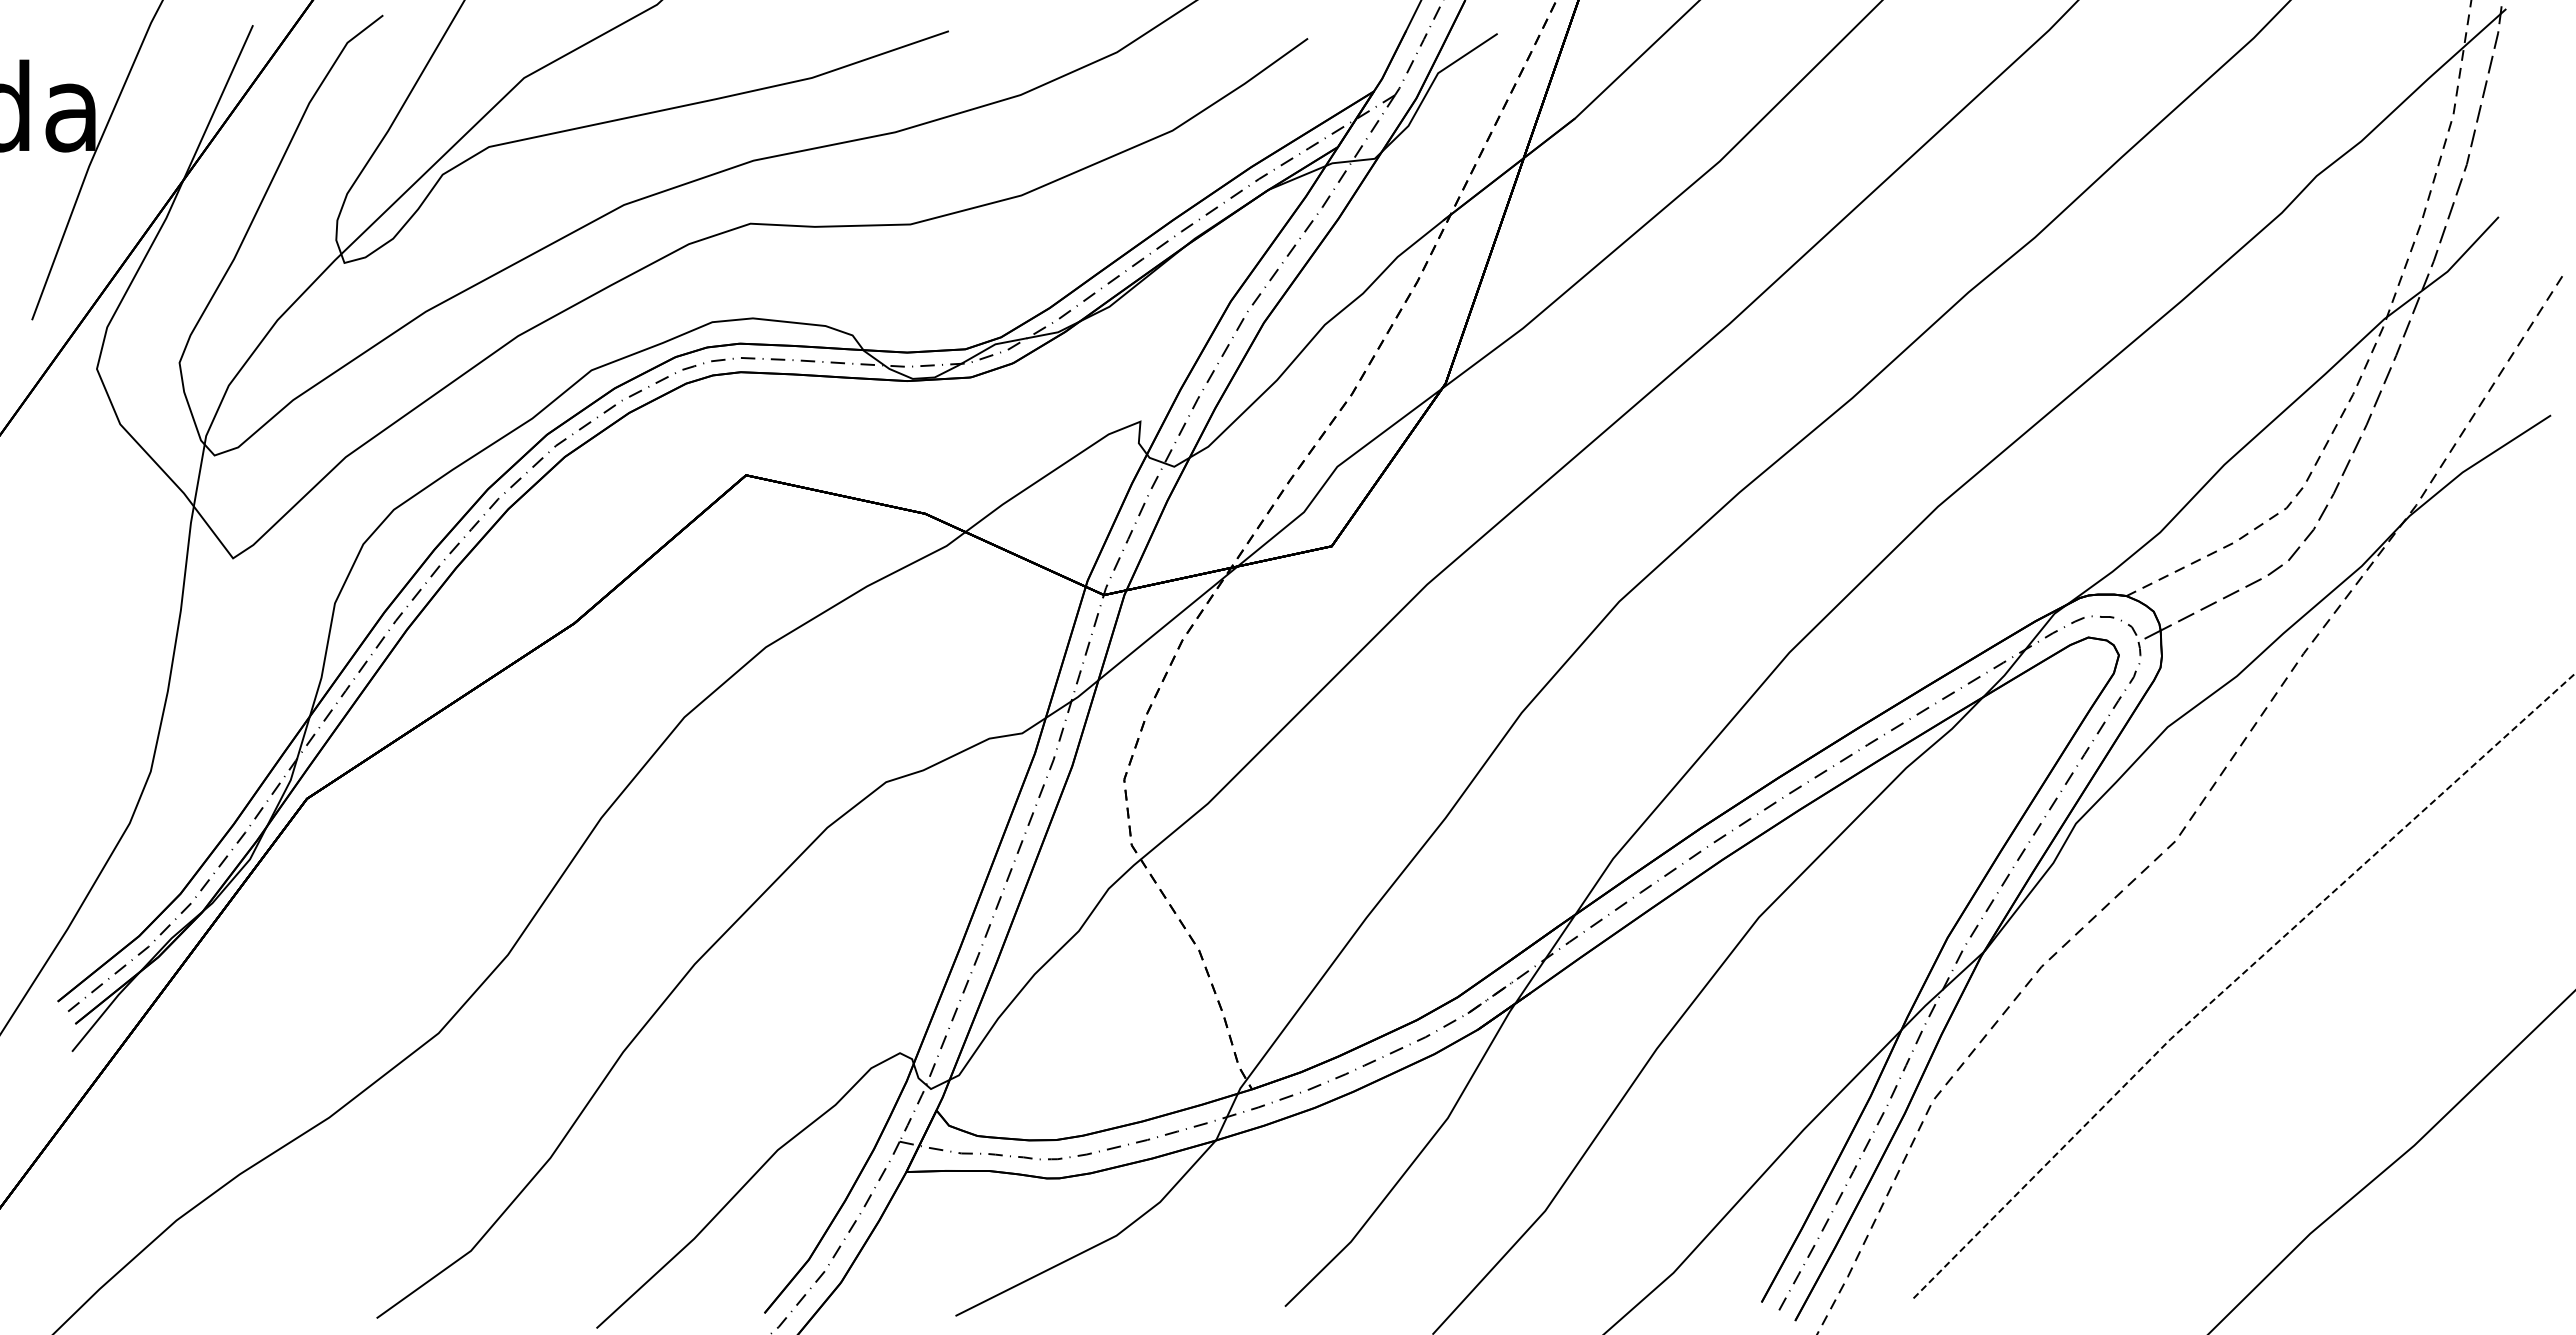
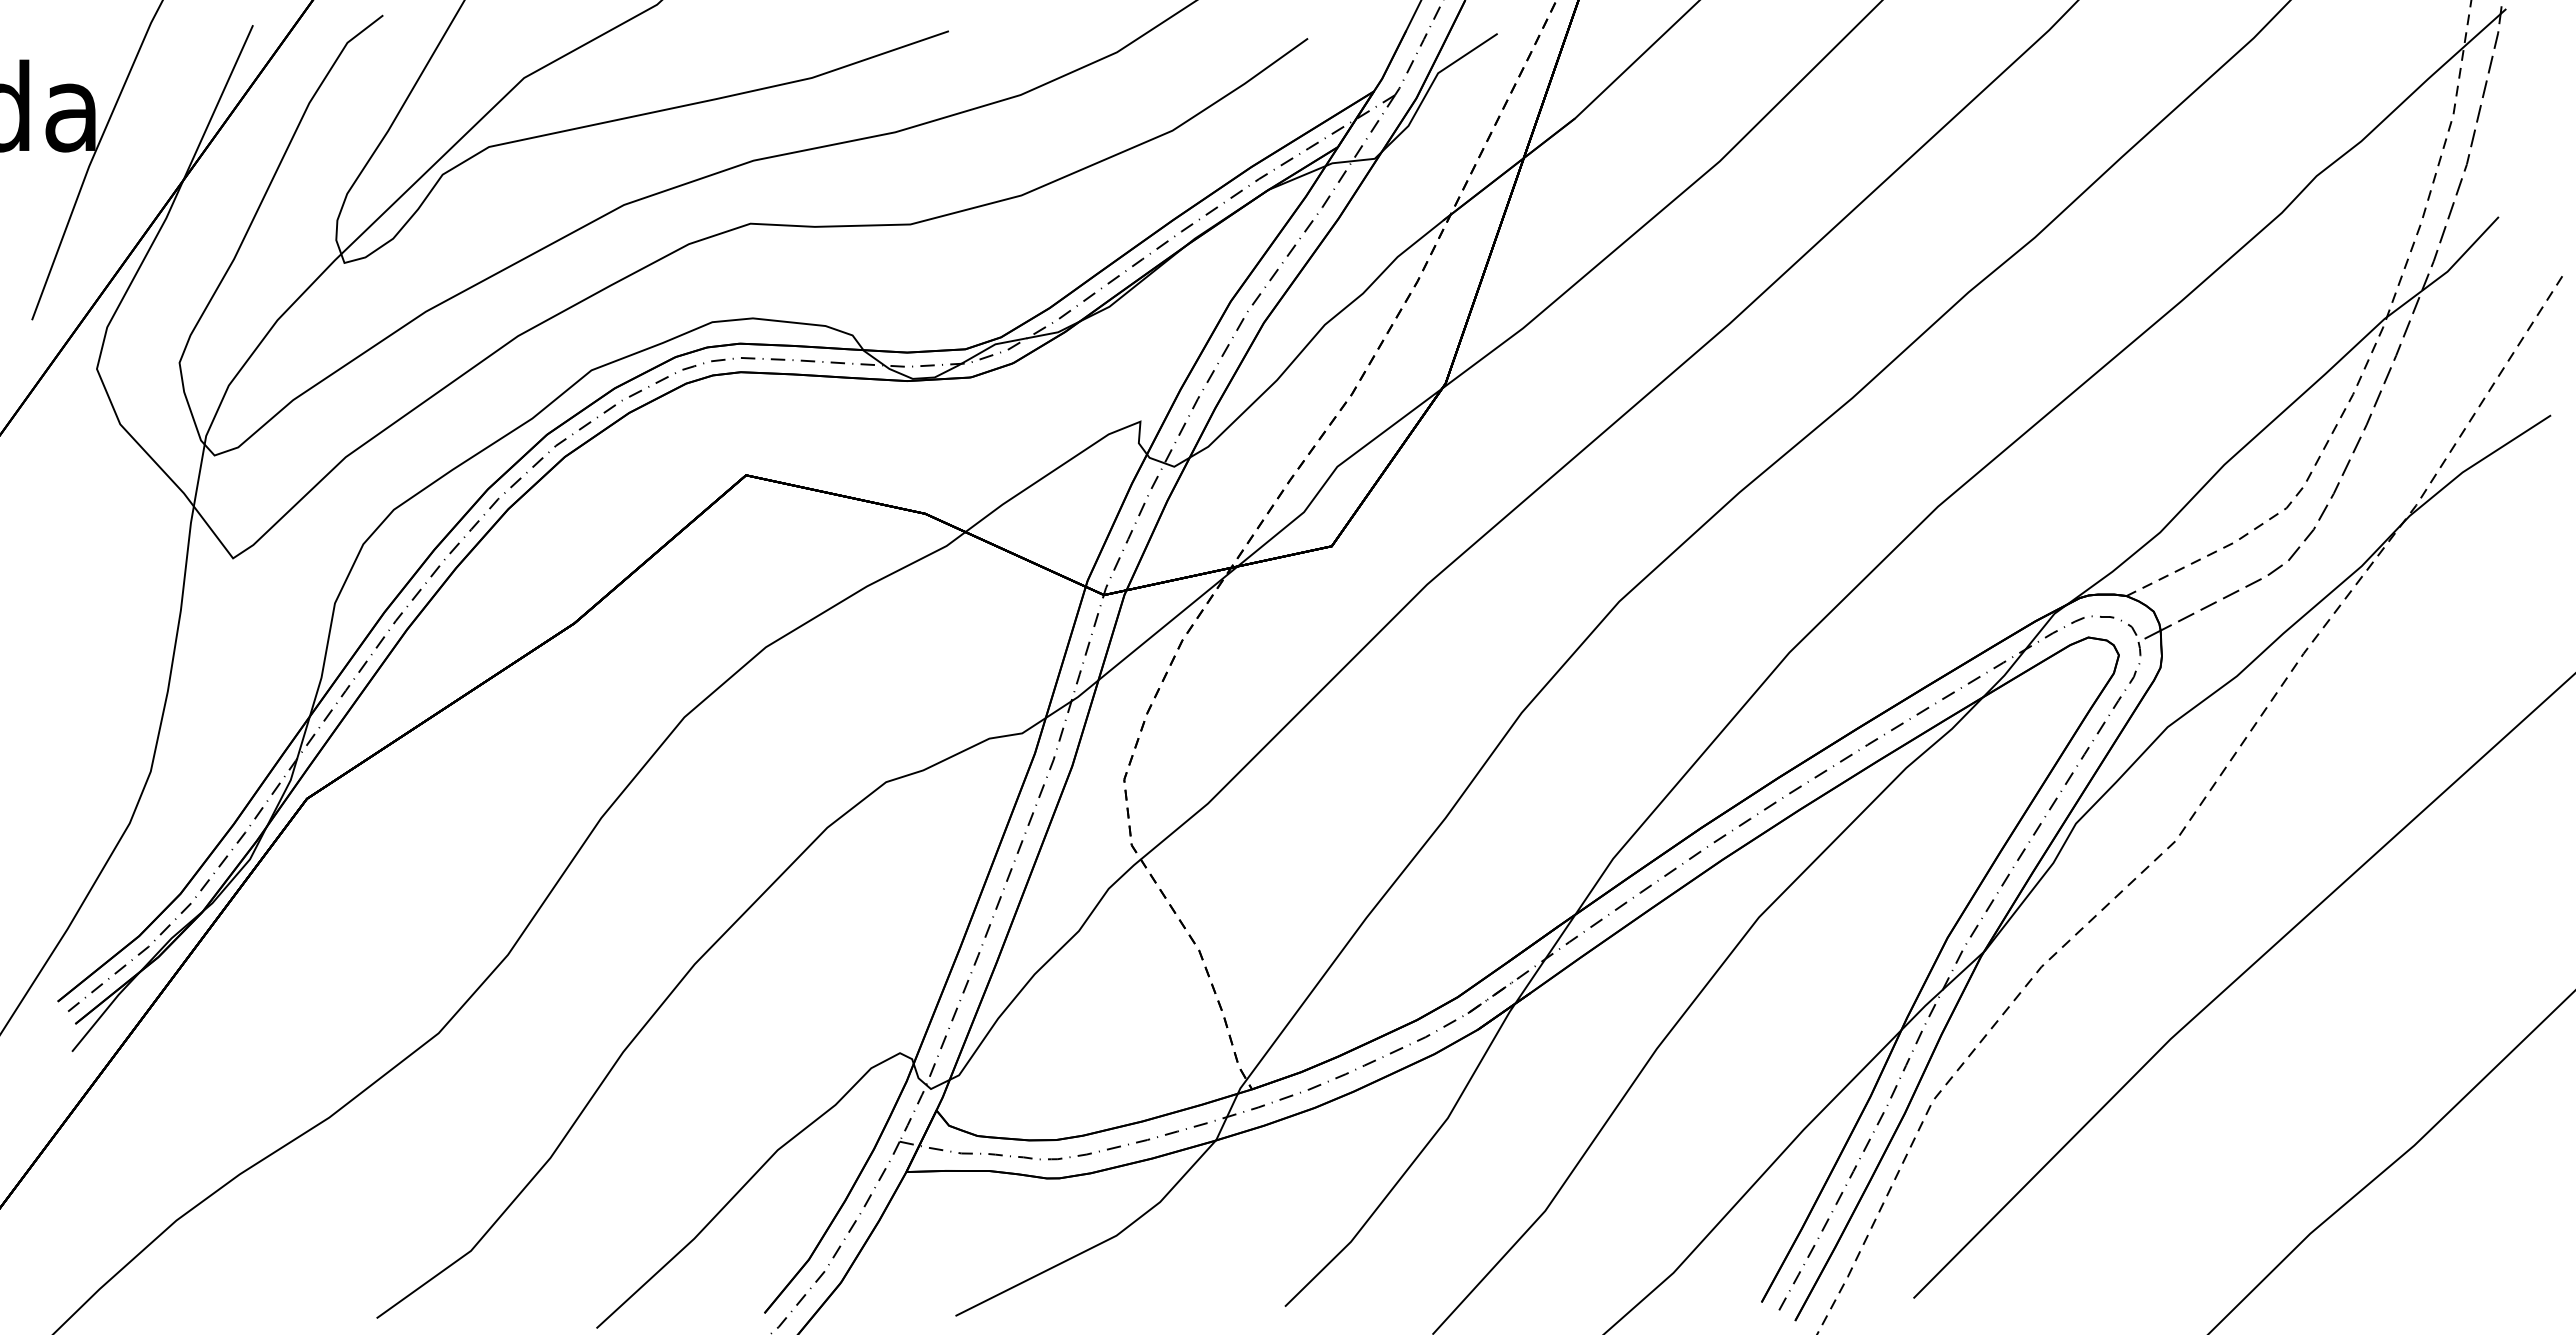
line: dashed -> solid (2237, 978)
